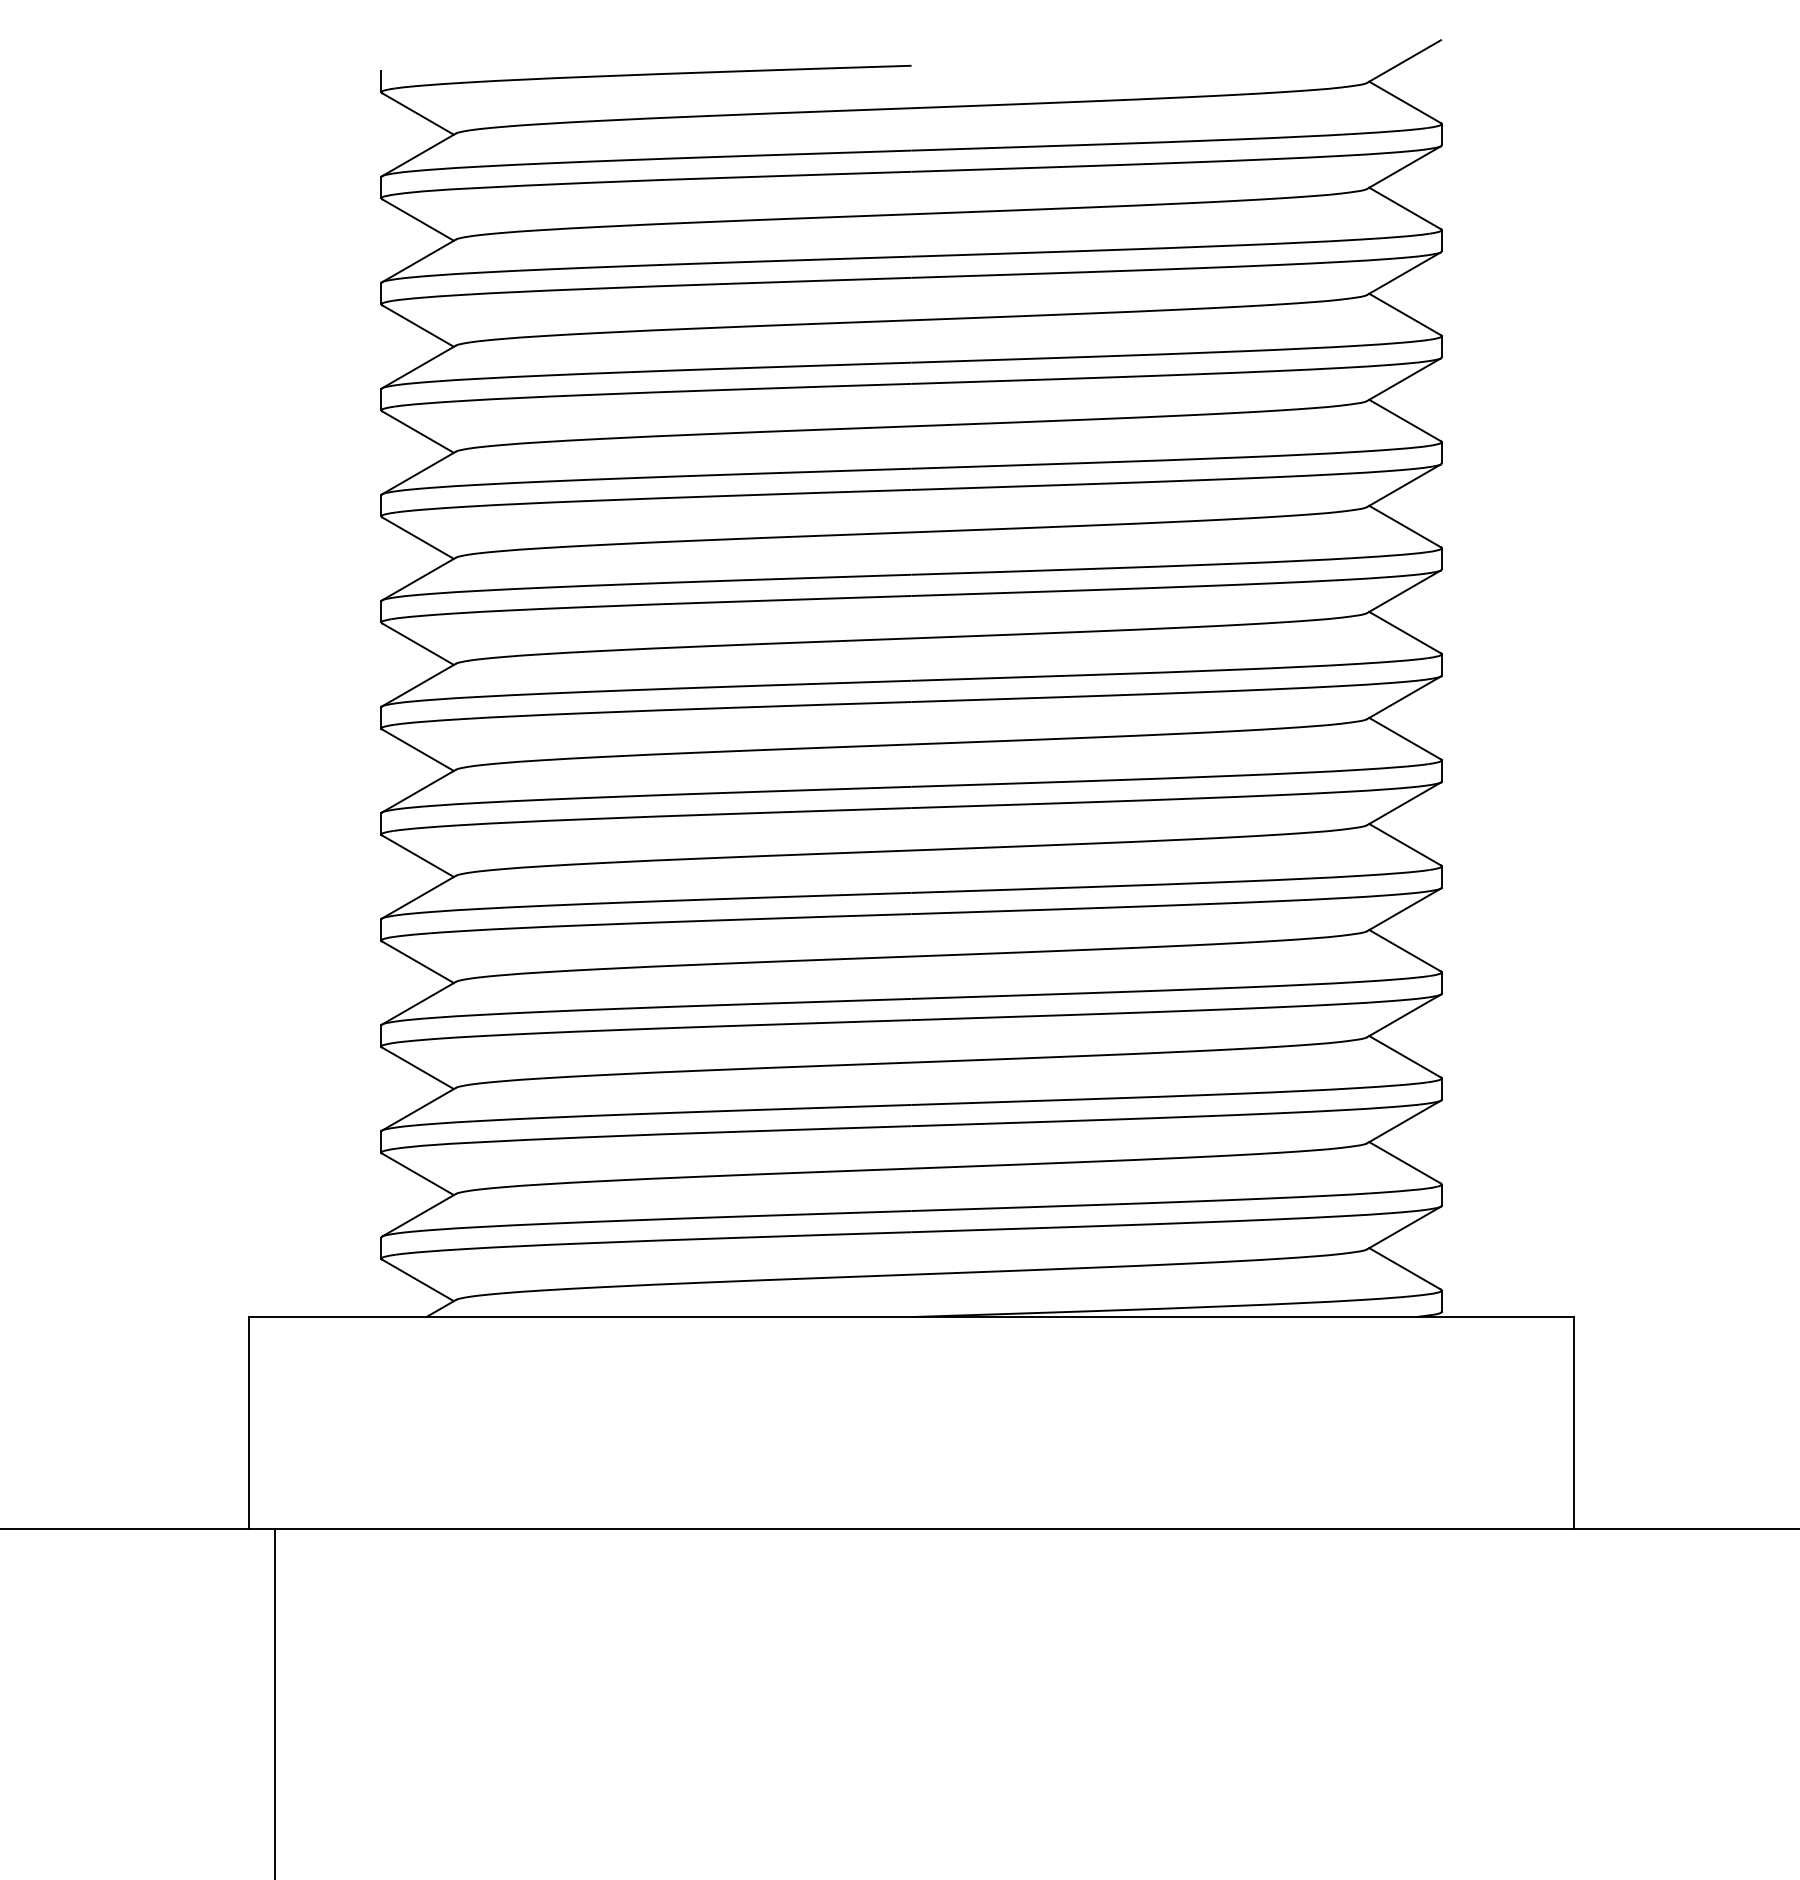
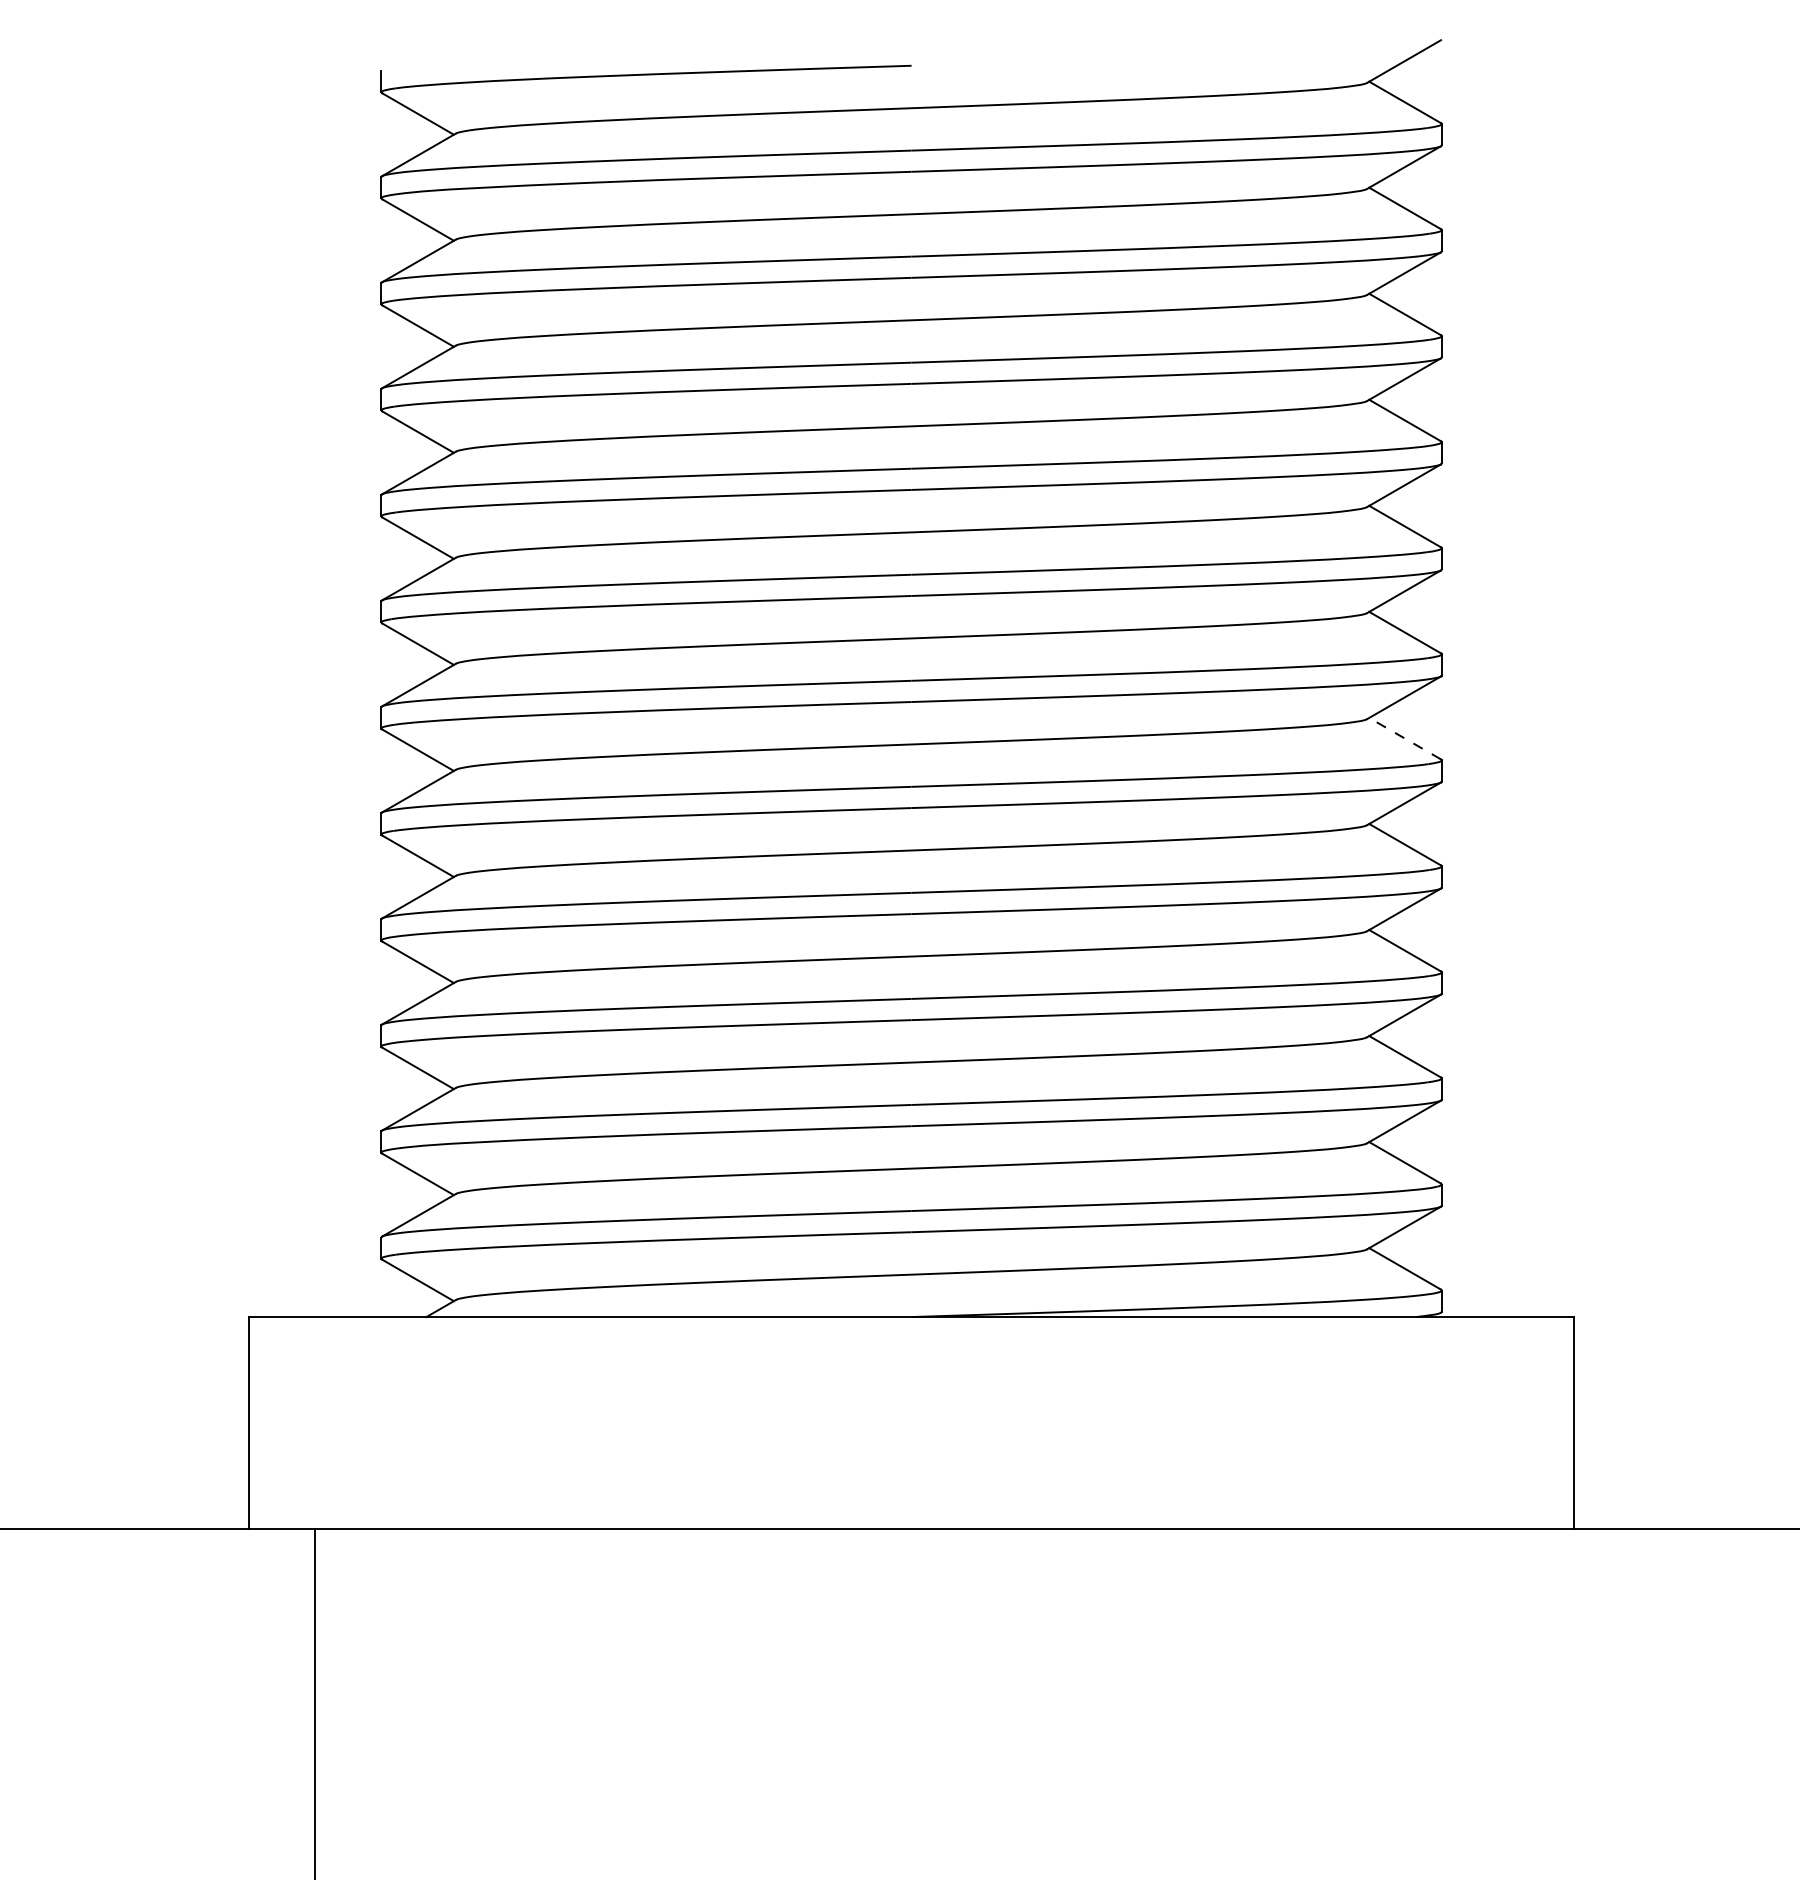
line: solid -> dashed (1404, 738)
line position: (275, 1702) -> (315, 1702) (315, 1702)
